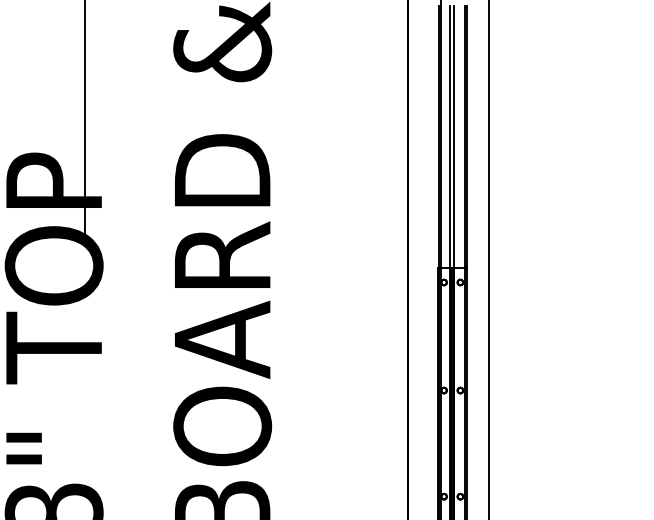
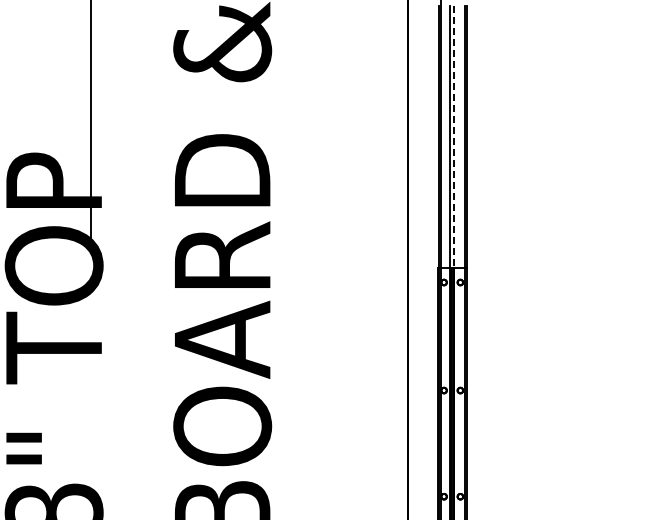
line position: (85, 121) -> (91, 121) (91, 121)
line: solid -> dashed (454, 137)
line: present -> none (488, 259)
